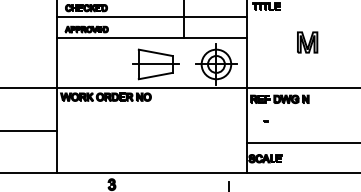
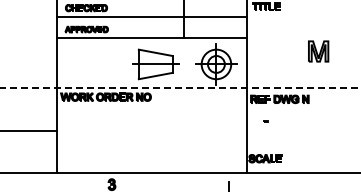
part position: (307, 42) -> (318, 51) (318, 51)
line: solid -> dashed (180, 88)
line: present -> none (302, 143)
